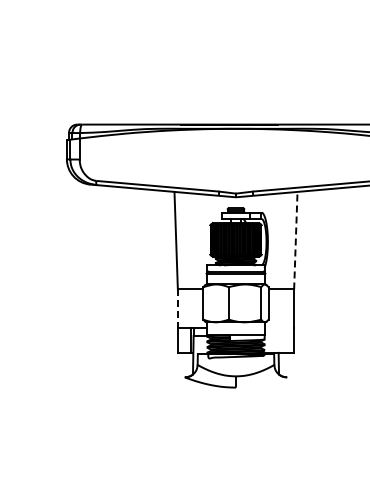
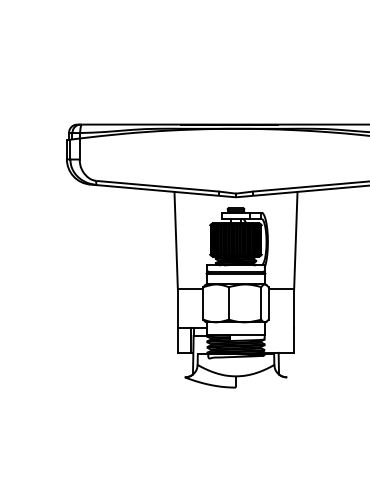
line: dashed -> solid (295, 240)
line: dashed -> solid (177, 308)
